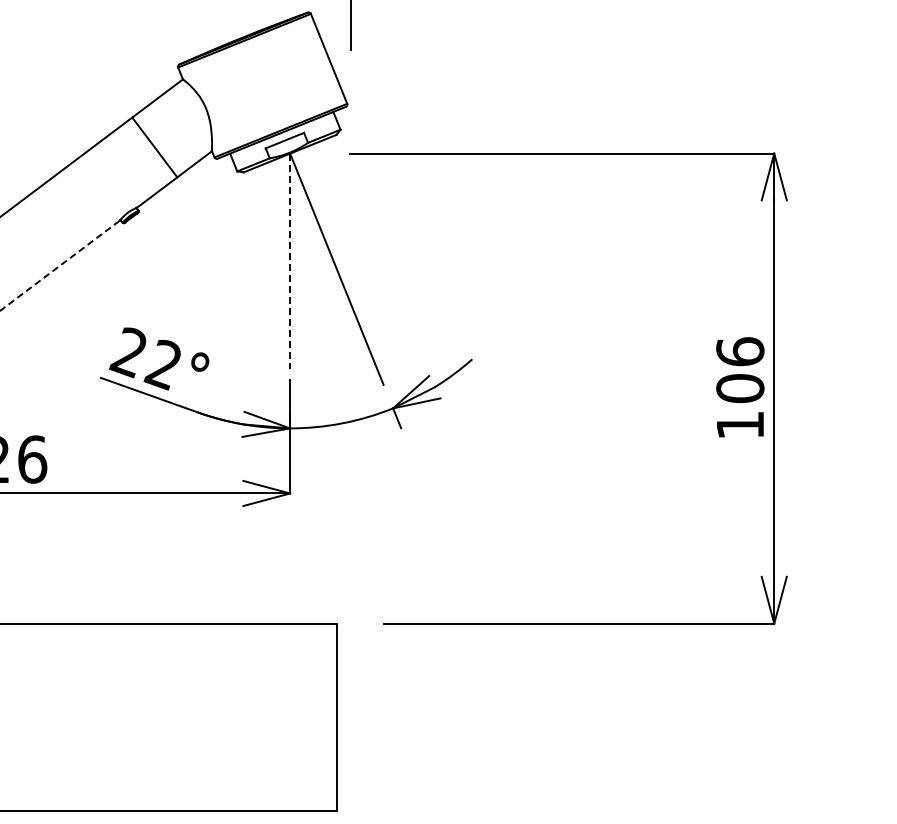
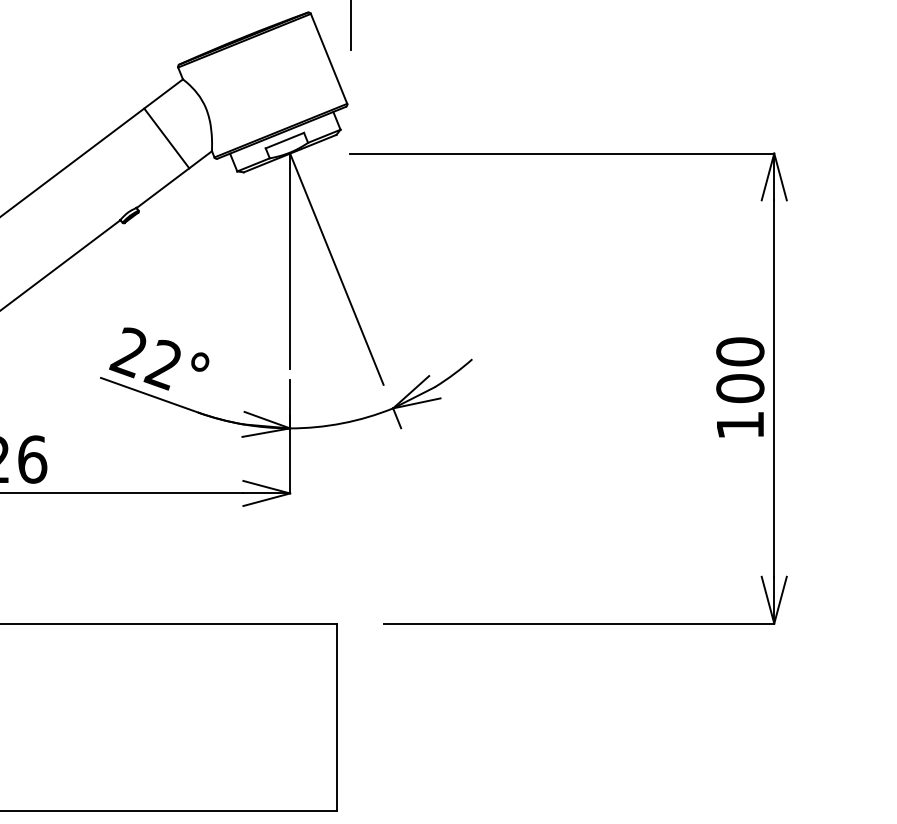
line position: (154, 147) -> (166, 138) (166, 138)
line: dashed -> solid (290, 261)
line: dashed -> solid (60, 265)
text: 106 -> 100 (740, 351)
